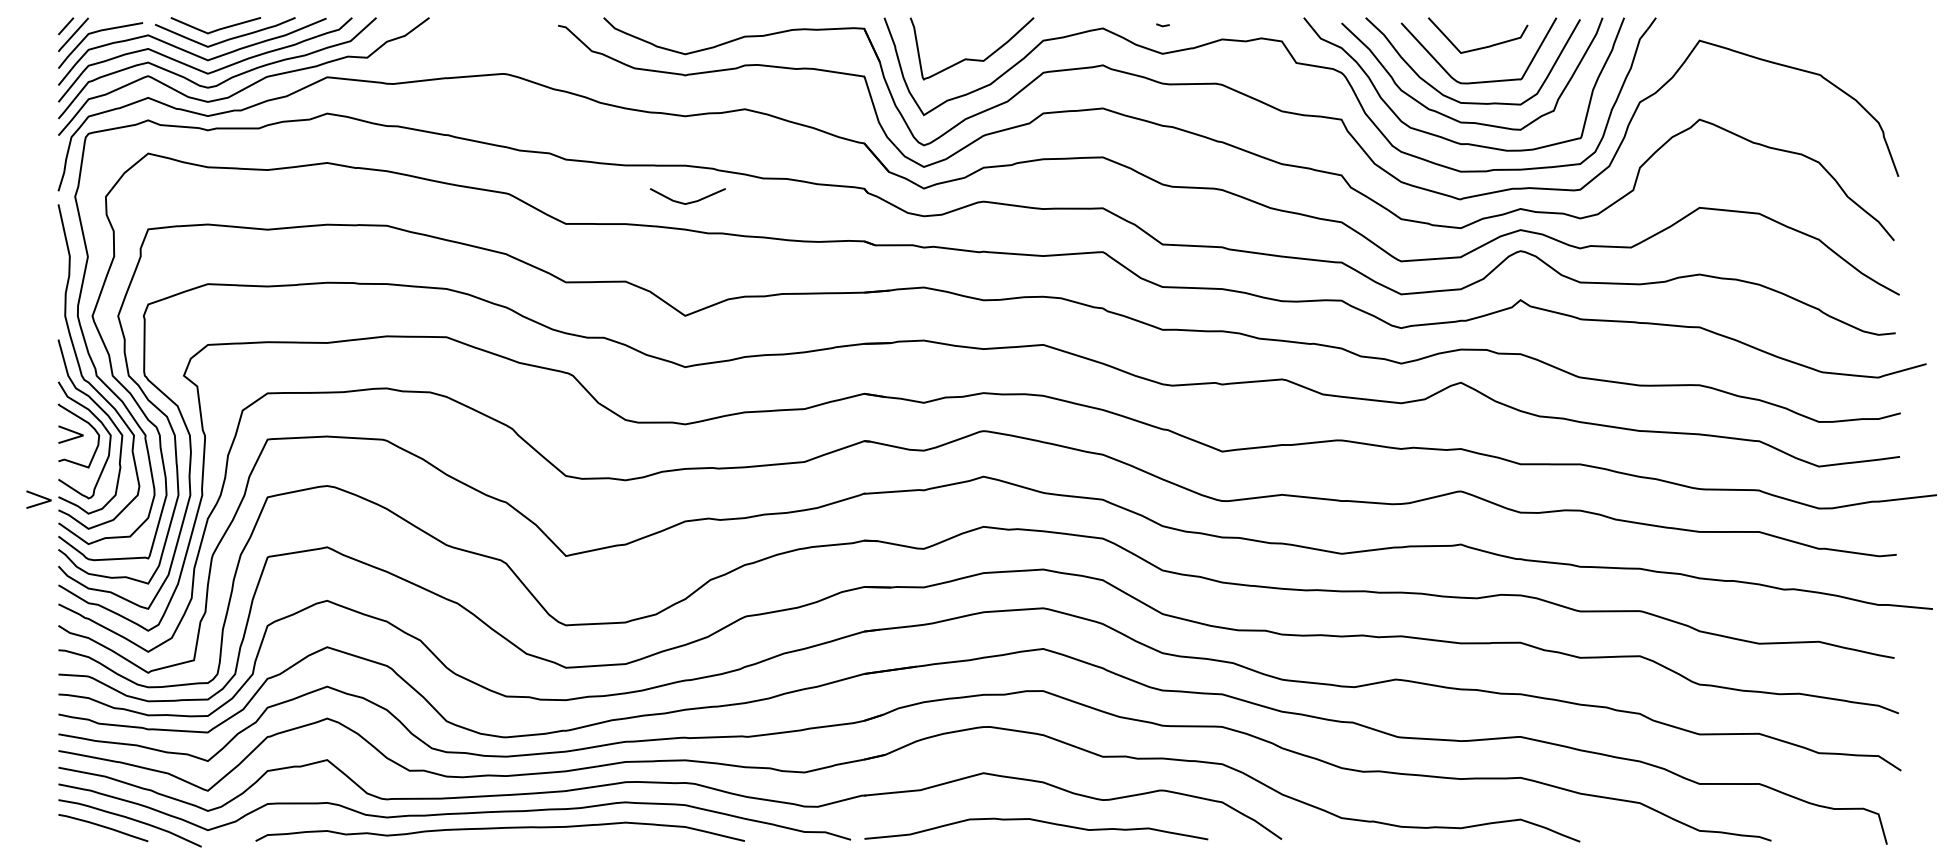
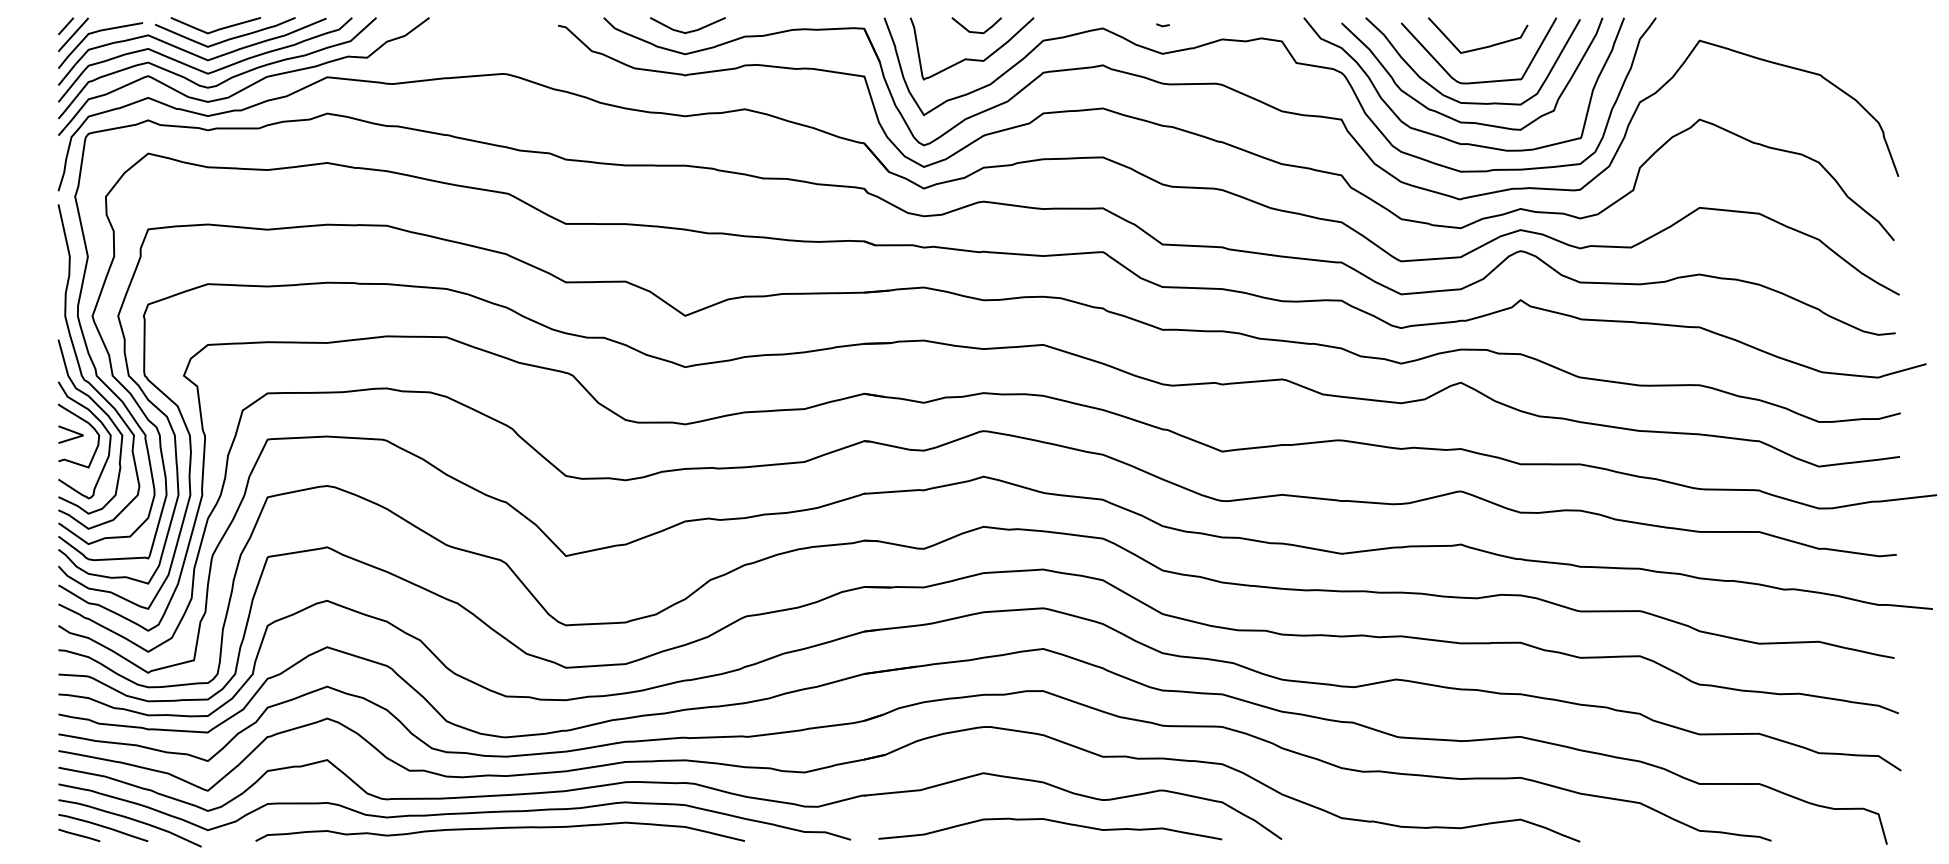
line: none -> present (976, 31)
line position: (690, 201) -> (690, 30) (690, 30)
line: present -> none (40, 497)
curve position: (1036, 821) -> (1050, 821) (1050, 821)
line: none -> present (79, 835)
